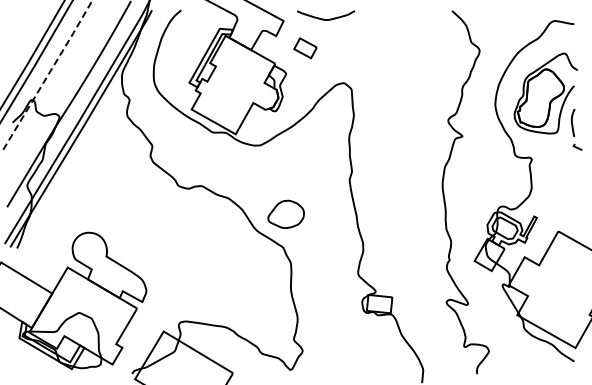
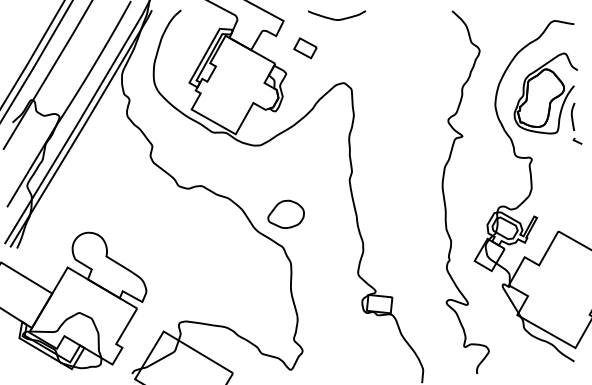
curve position: (324, 18) -> (335, 18) (335, 18)
line: dashed -> solid (48, 74)
part position: (576, 129) -> (576, 123) (576, 123)
